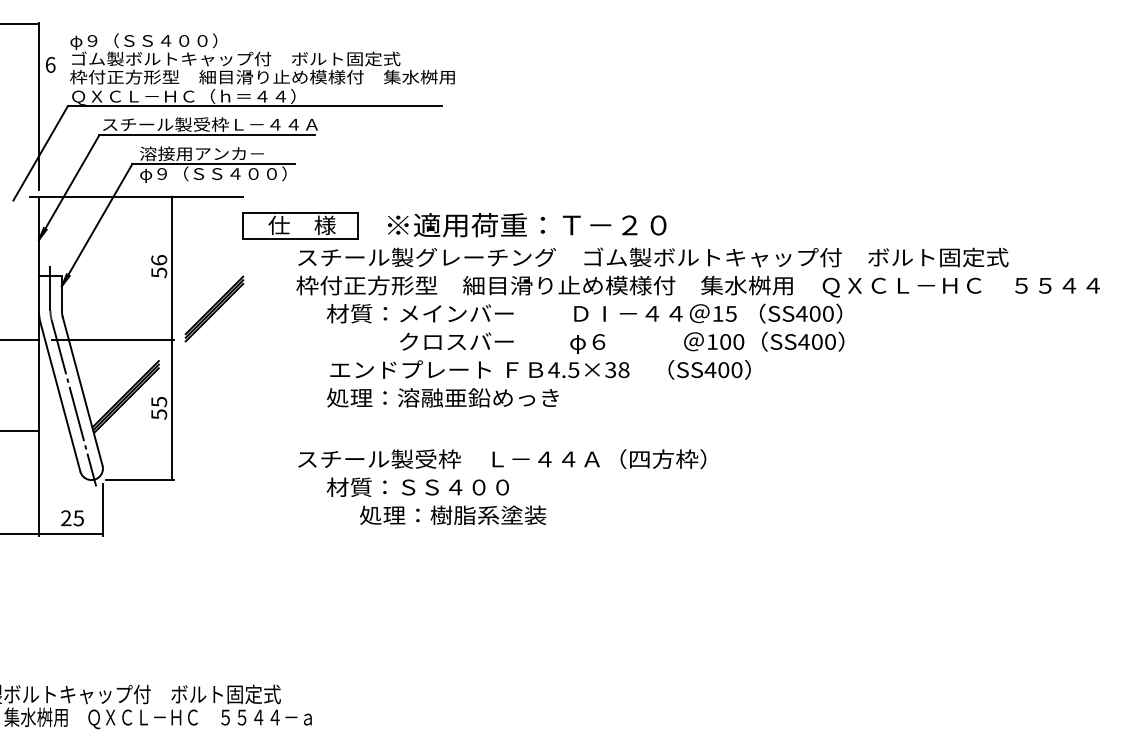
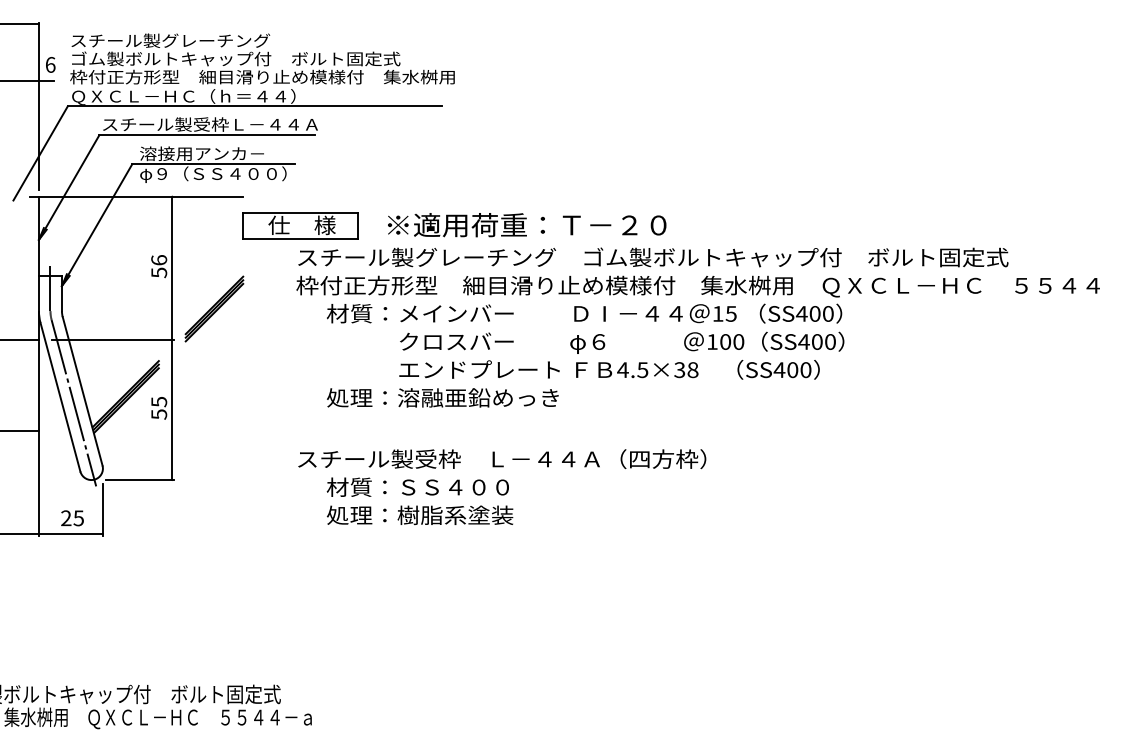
text: φ９（ＳＳ４００） -> スチール製グレーチング (170, 41)
line: none -> present (27, 80)
text position: (540, 369) -> (609, 369) (609, 369)
text position: (453, 514) -> (420, 514) (420, 514)
